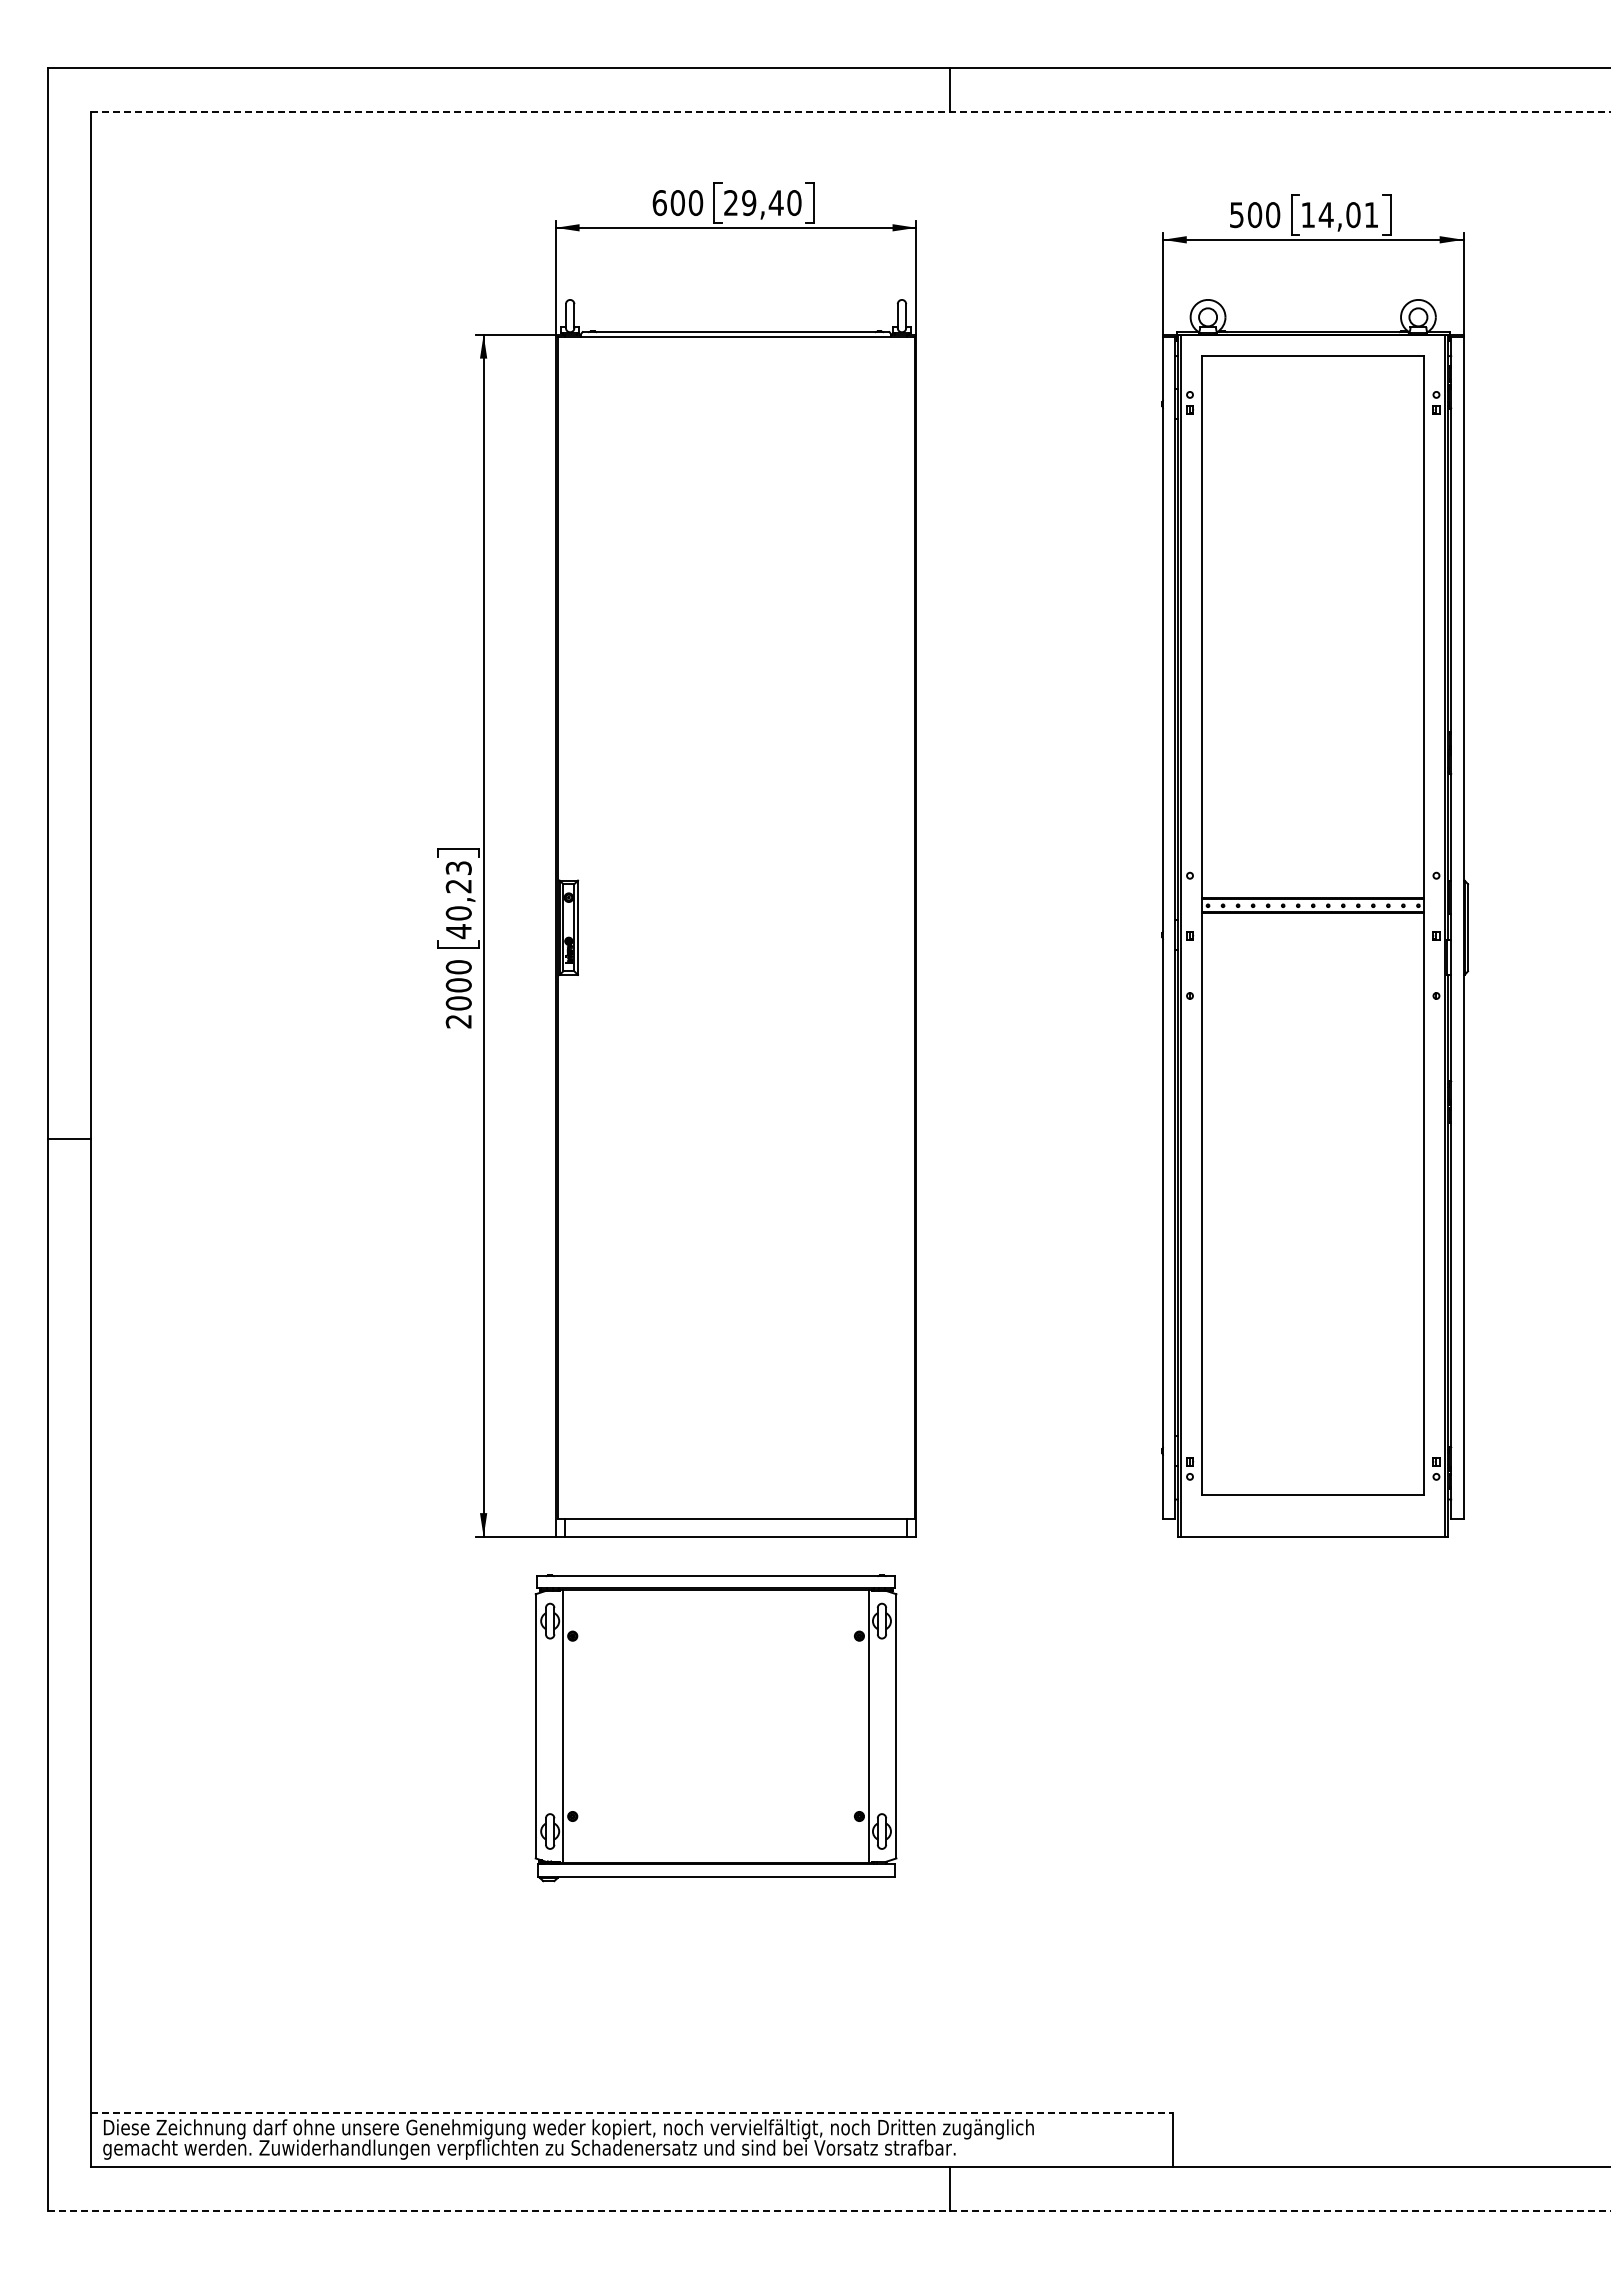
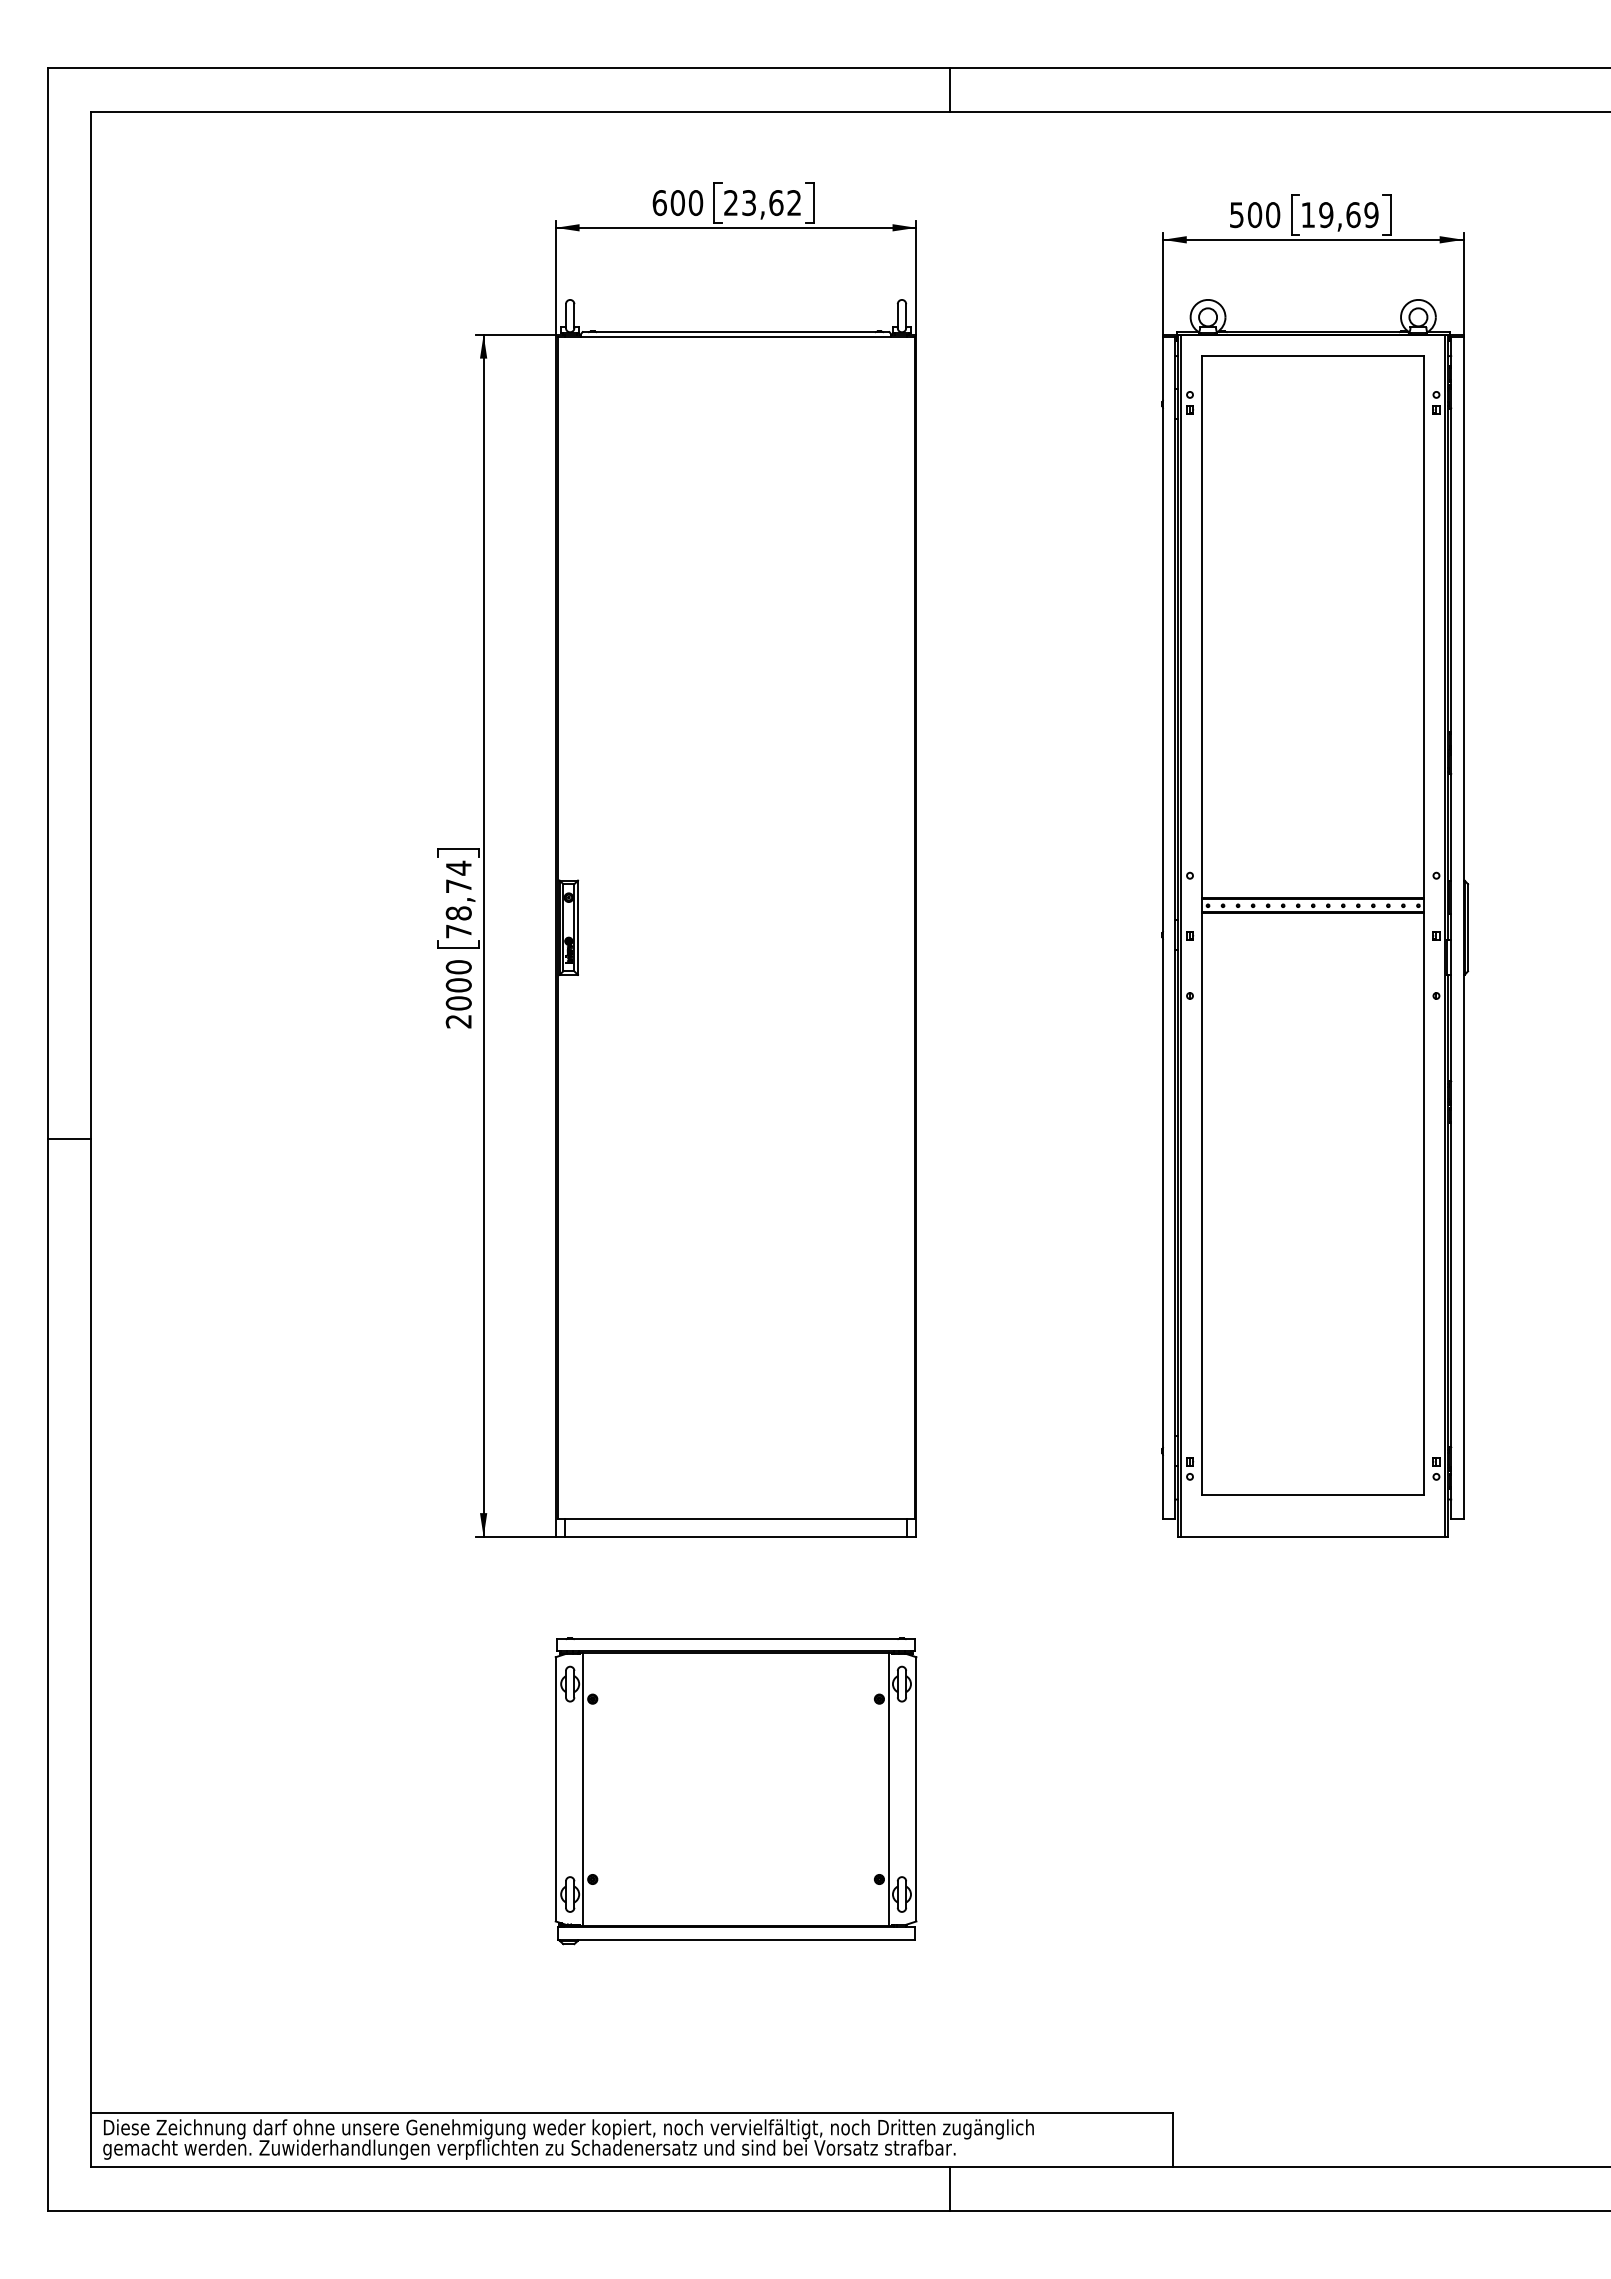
line: dashed -> solid (851, 111)
text: 29,40 -> 23,62 (771, 203)
text: 14,01 -> 19,69 (1348, 215)
text: 40,23 -> 78,74 (458, 899)
part position: (715, 1728) -> (735, 1791) (735, 1791)
line: dashed -> solid (632, 2113)
line: dashed -> solid (829, 2210)
